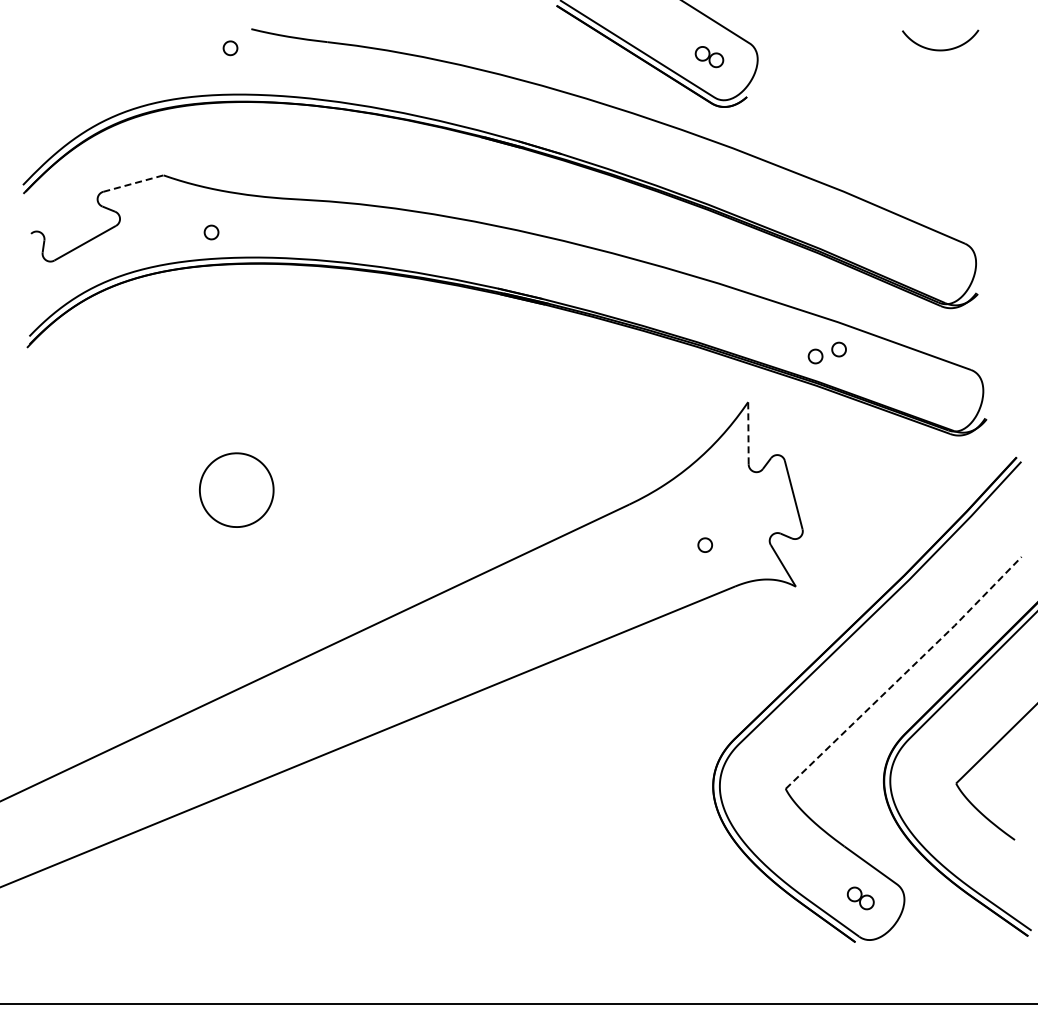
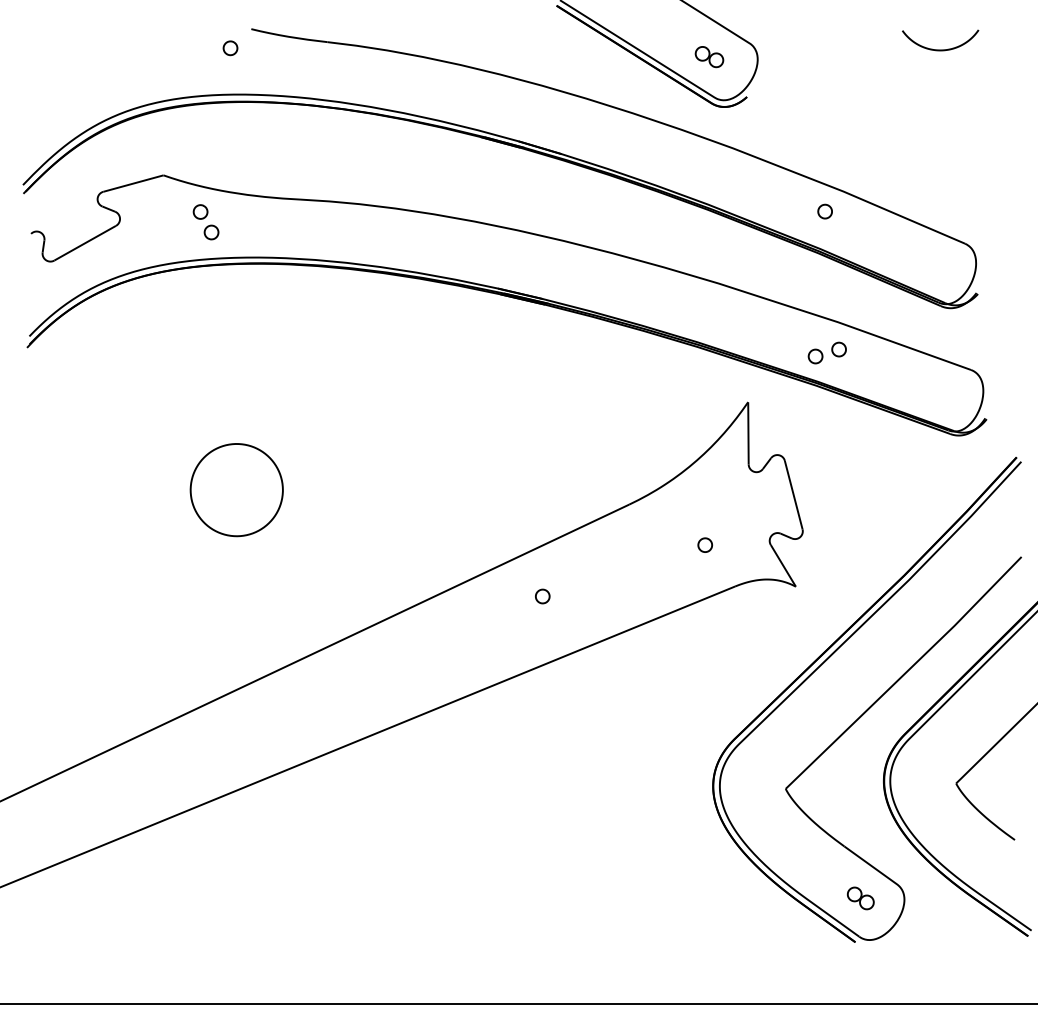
line: dashed -> solid (133, 183)
part: none -> present (200, 211)
part: none -> present (824, 211)
line: dashed -> solid (748, 433)
part size: 76x76 px -> 95x95 px (236, 490)
part: none -> present (542, 596)
line: dashed -> solid (905, 673)
